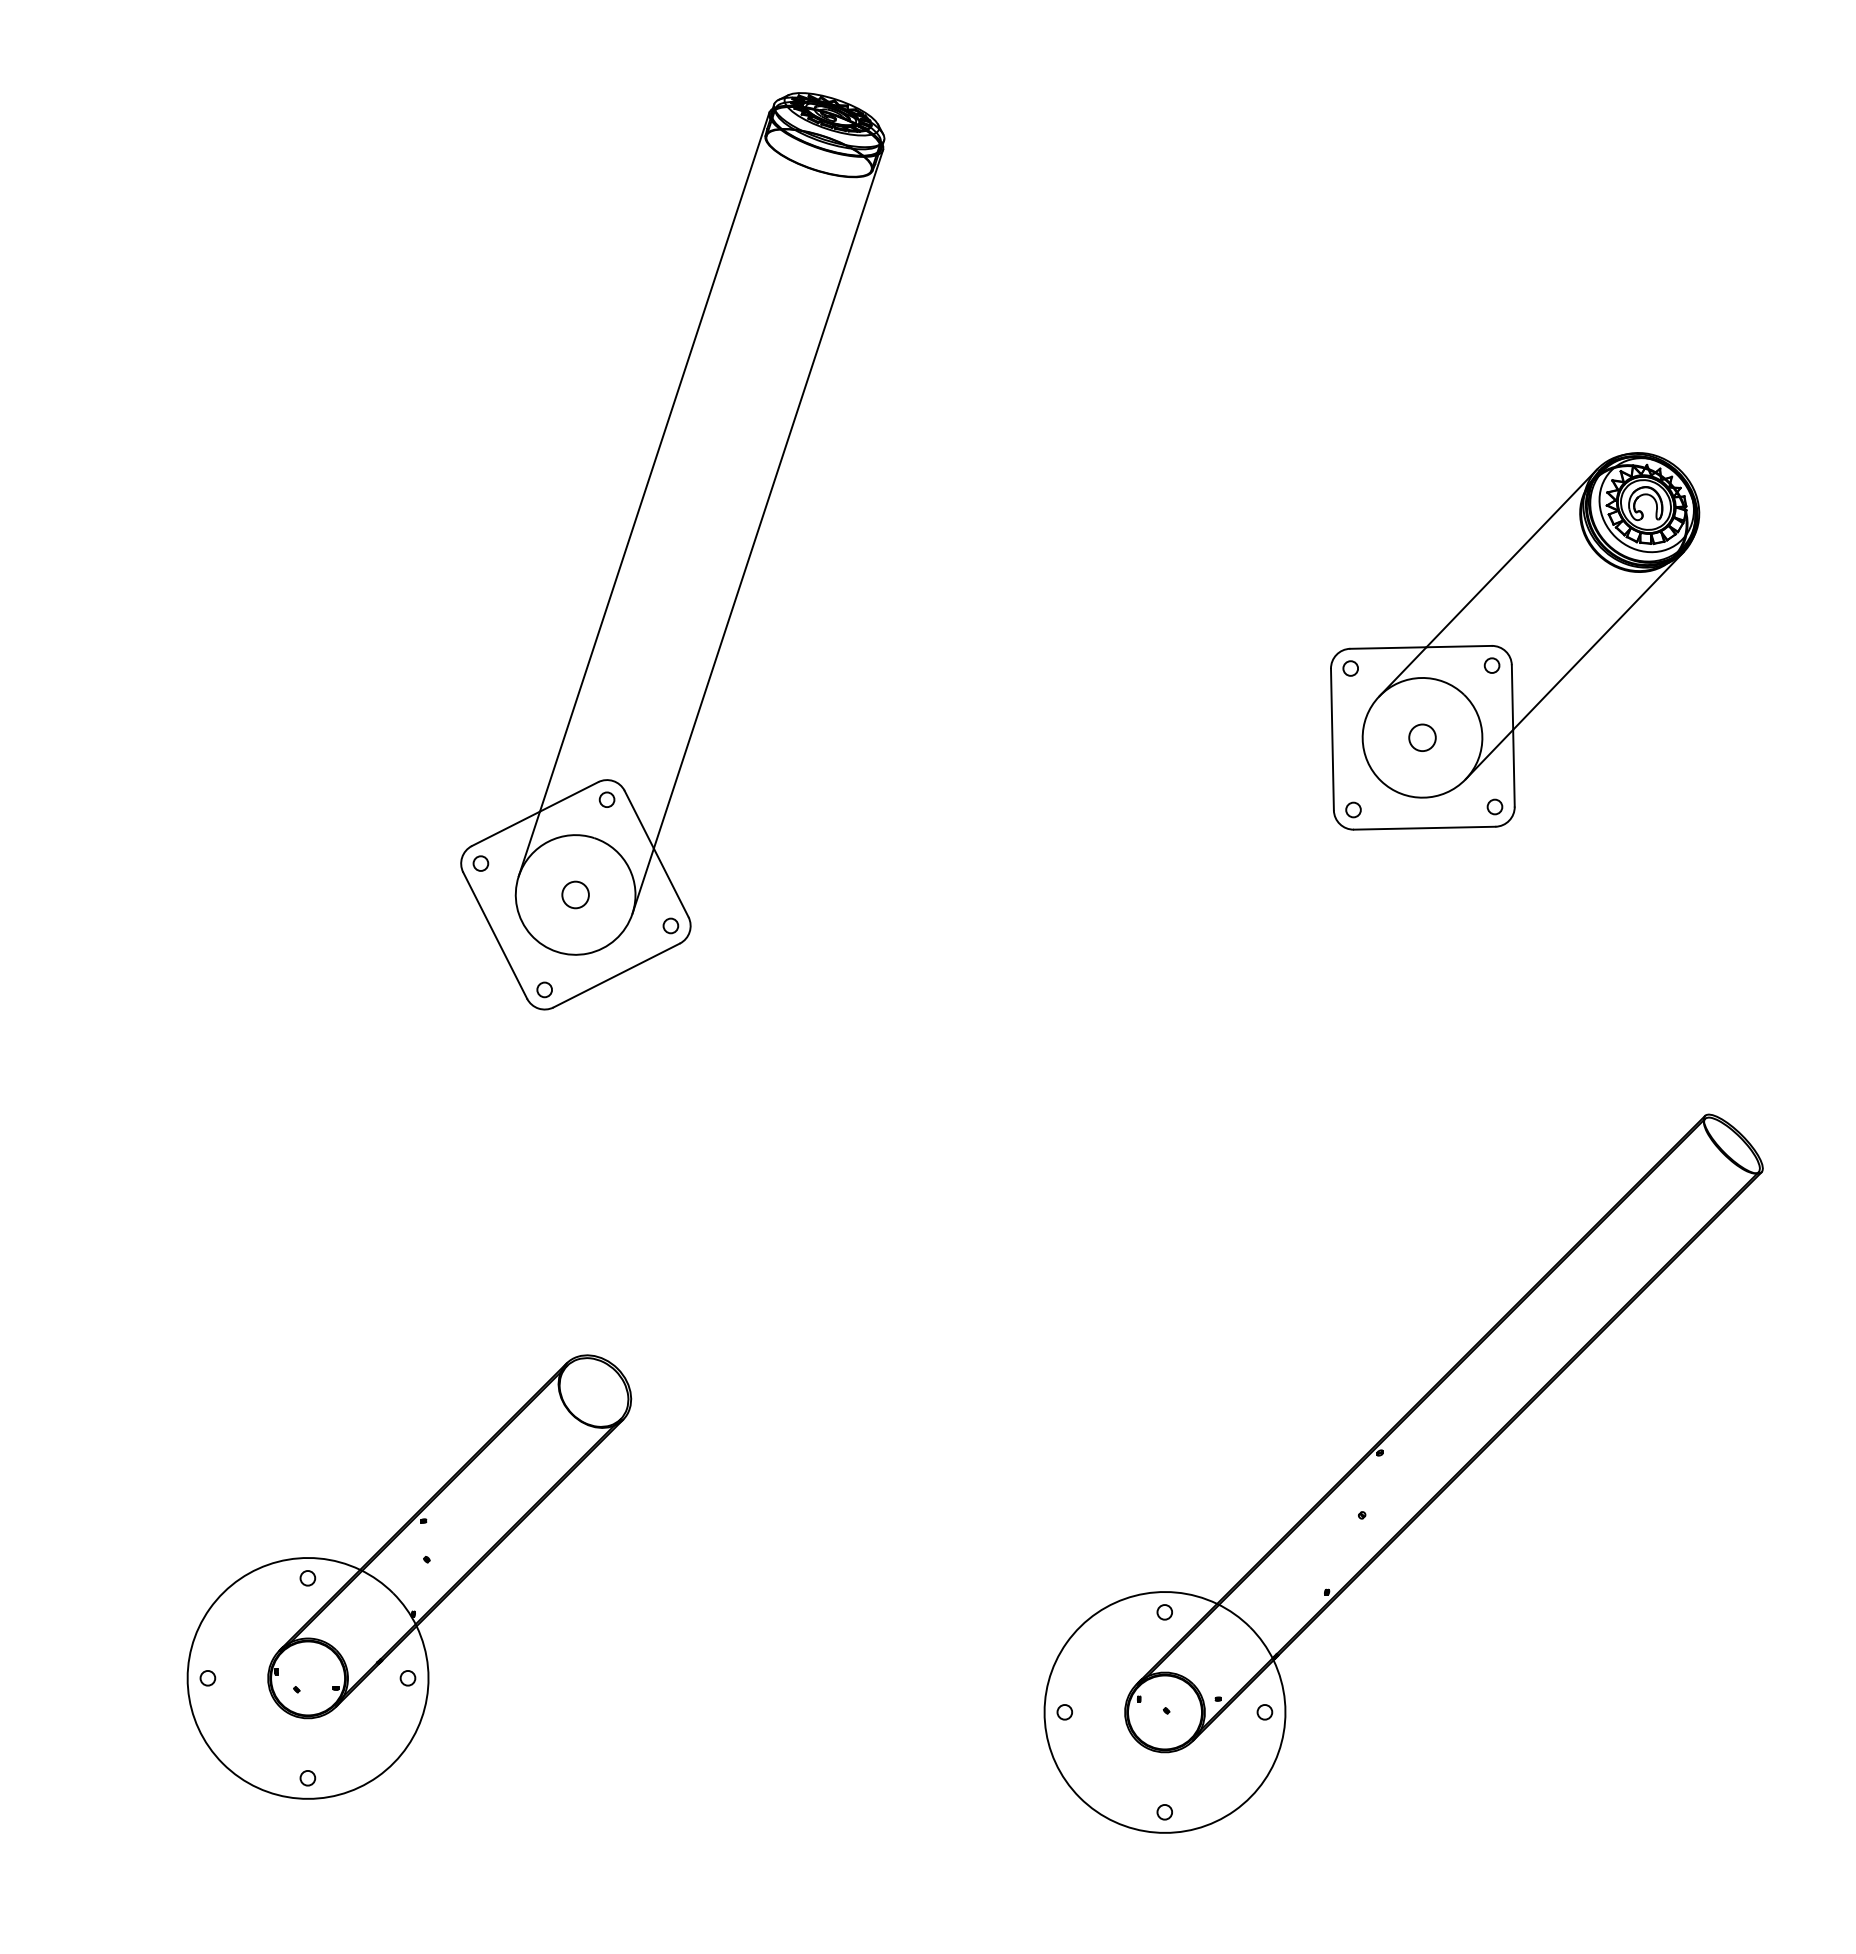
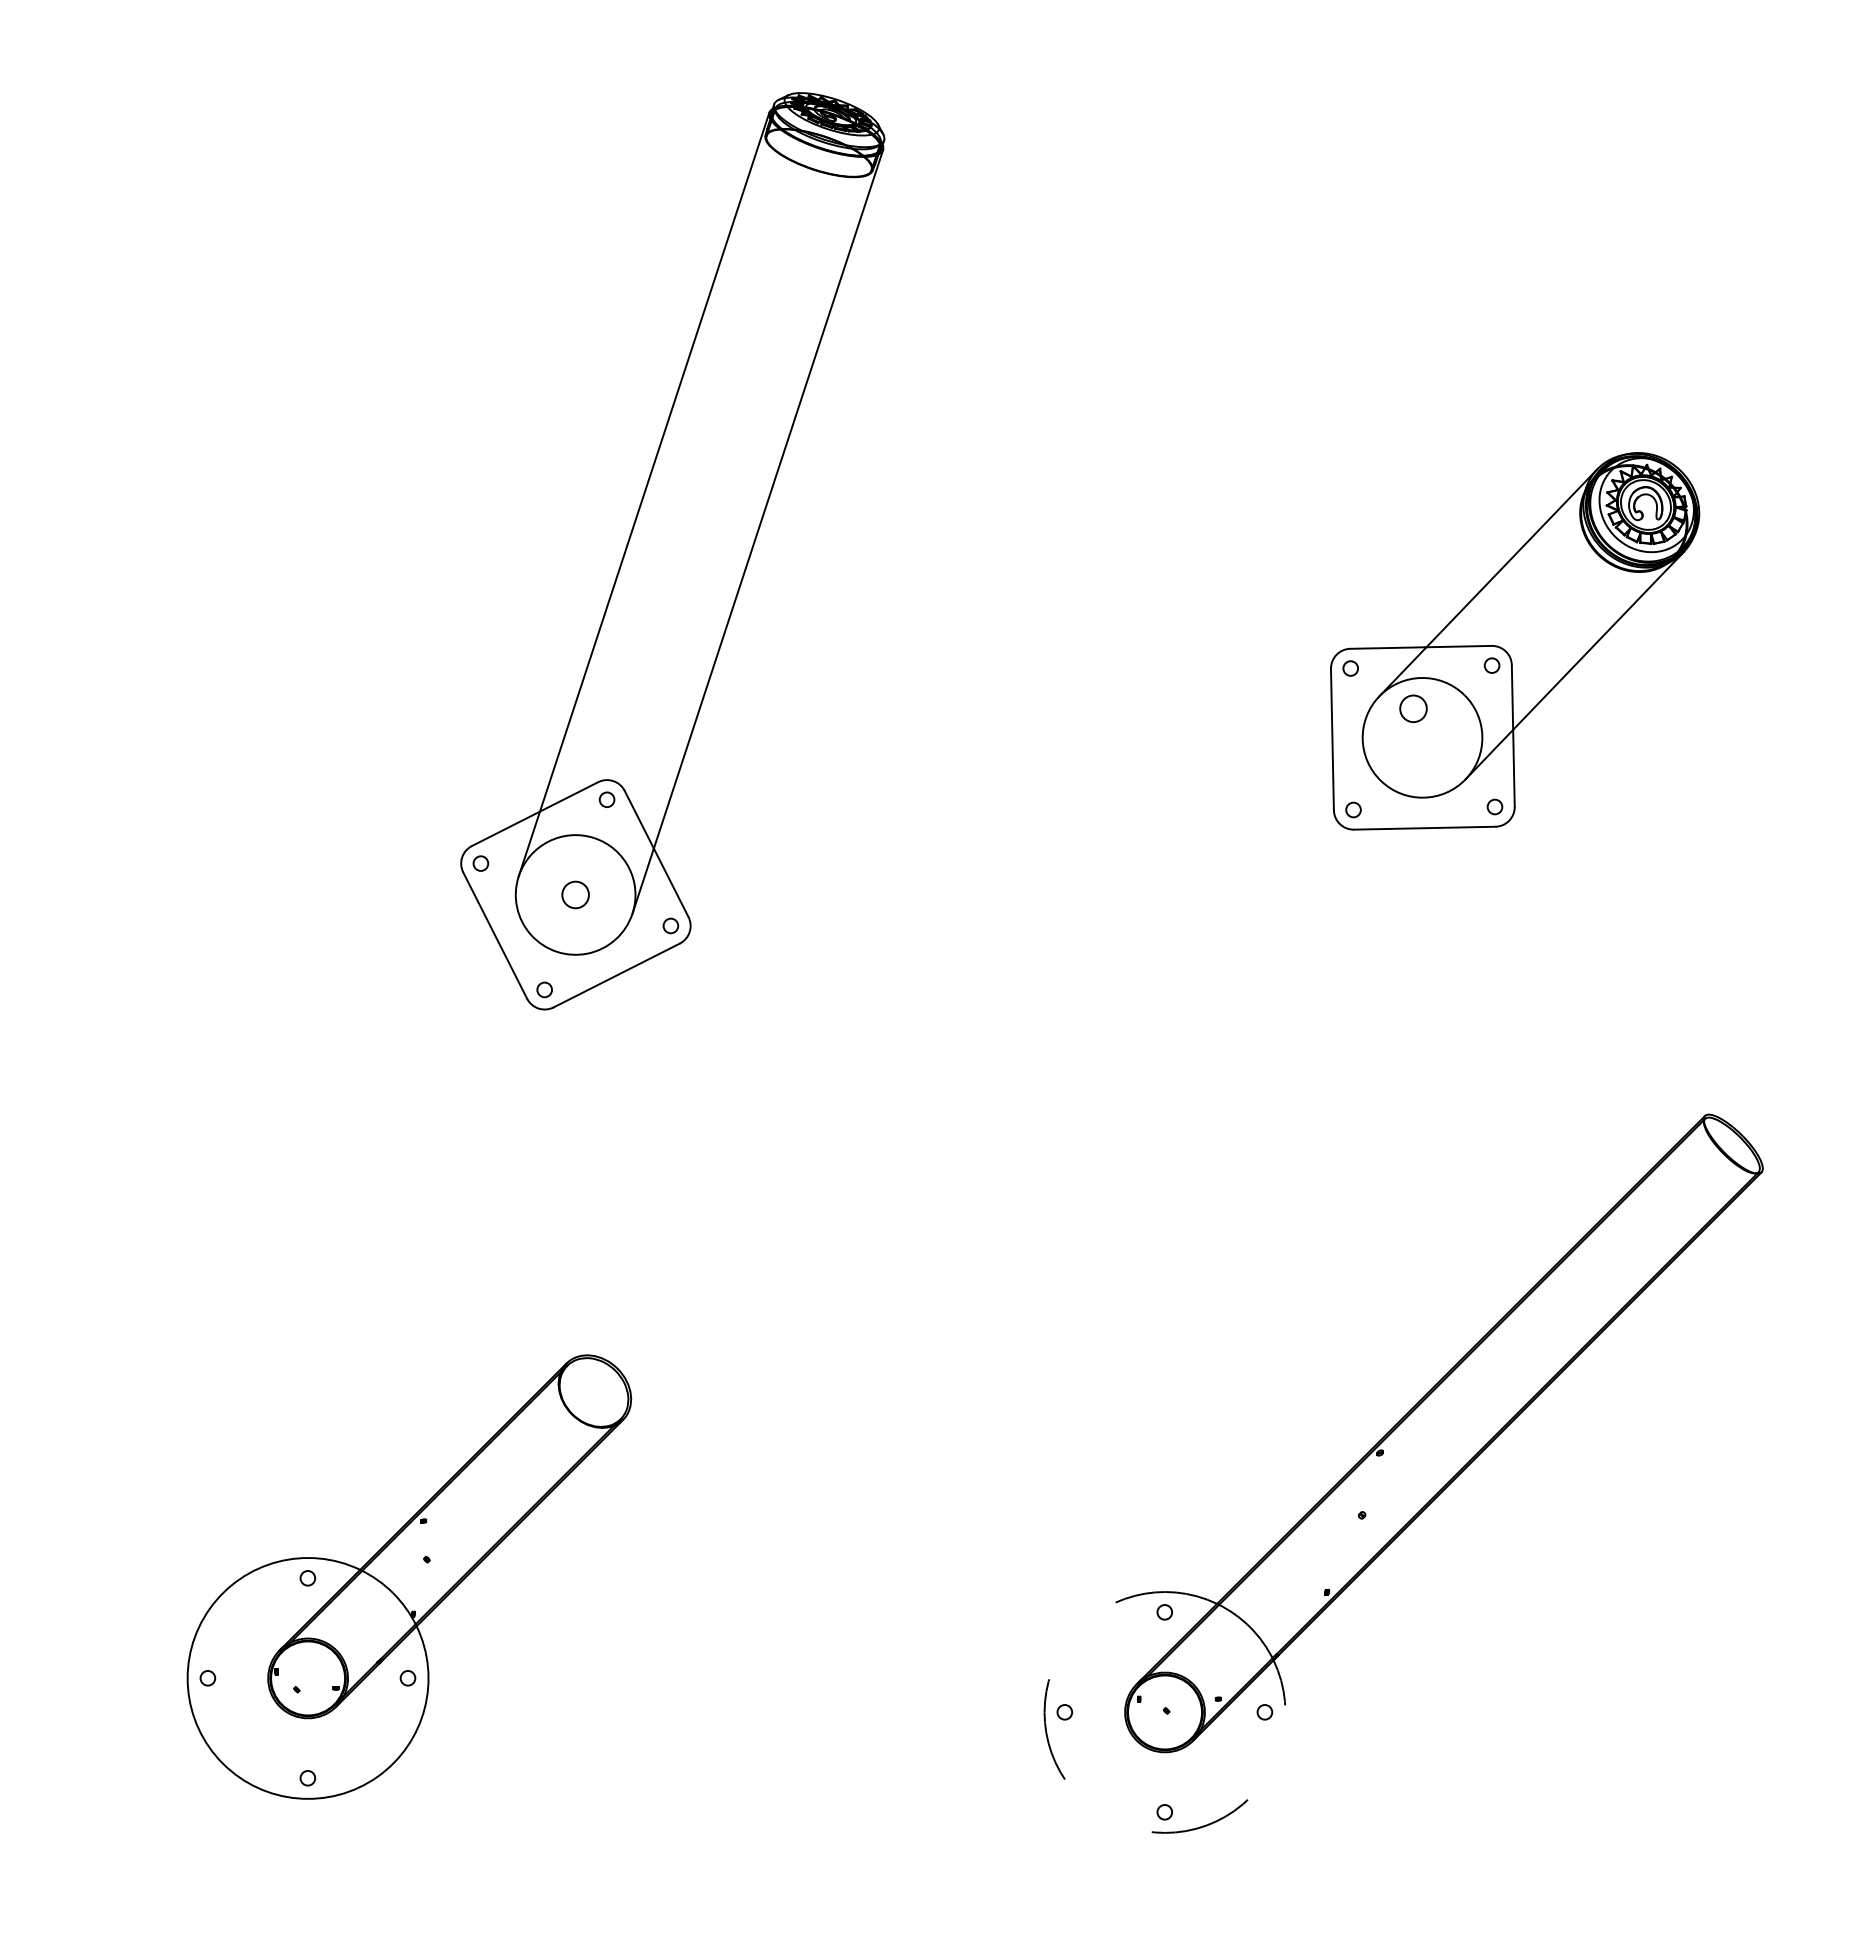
circle position: (1422, 737) -> (1413, 708) (1413, 708)
arc: solid -> dashed (1079, 1797)
